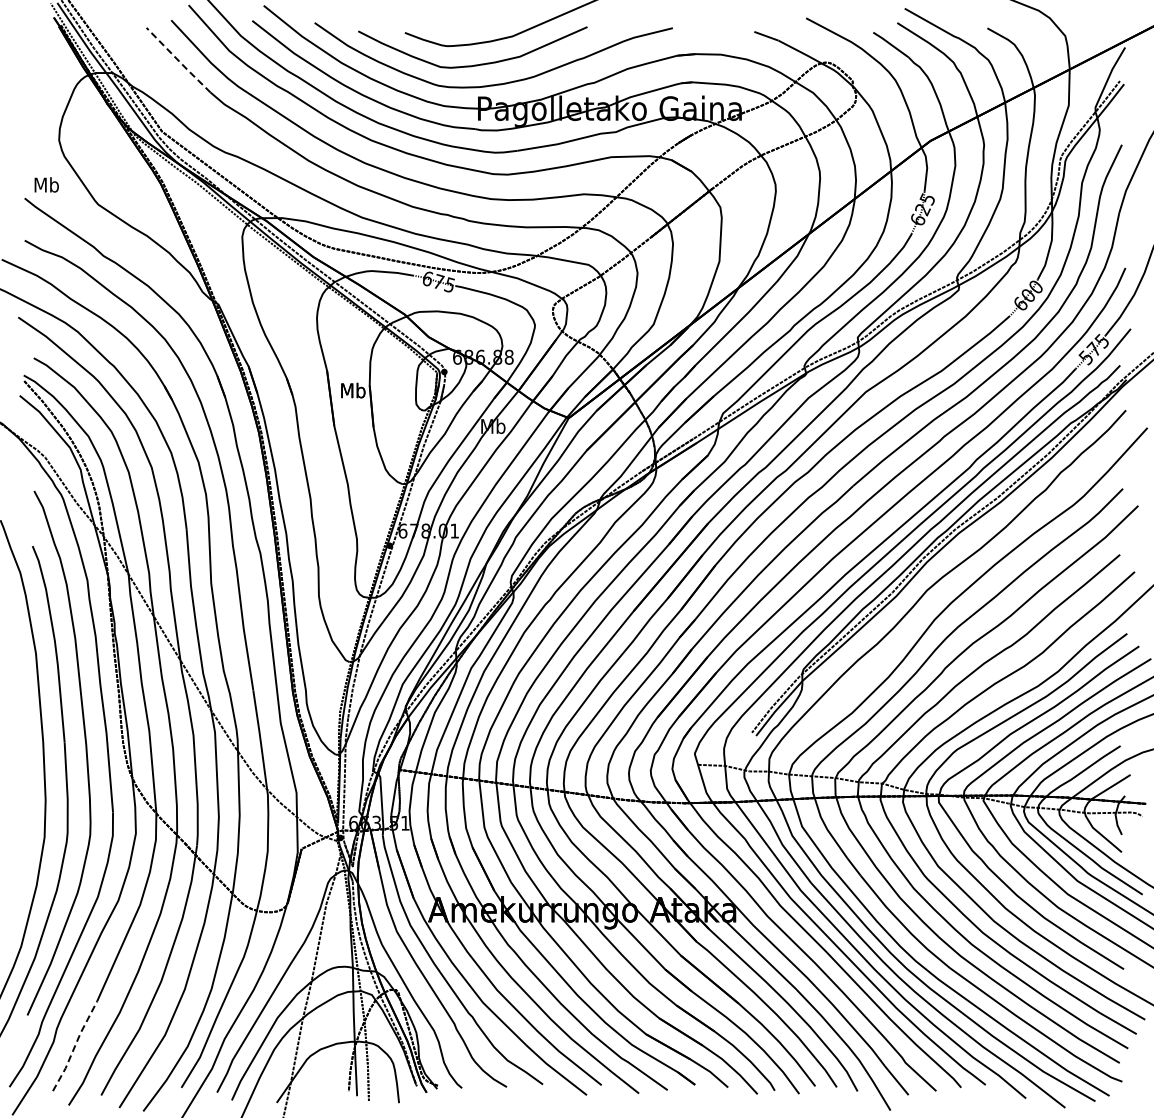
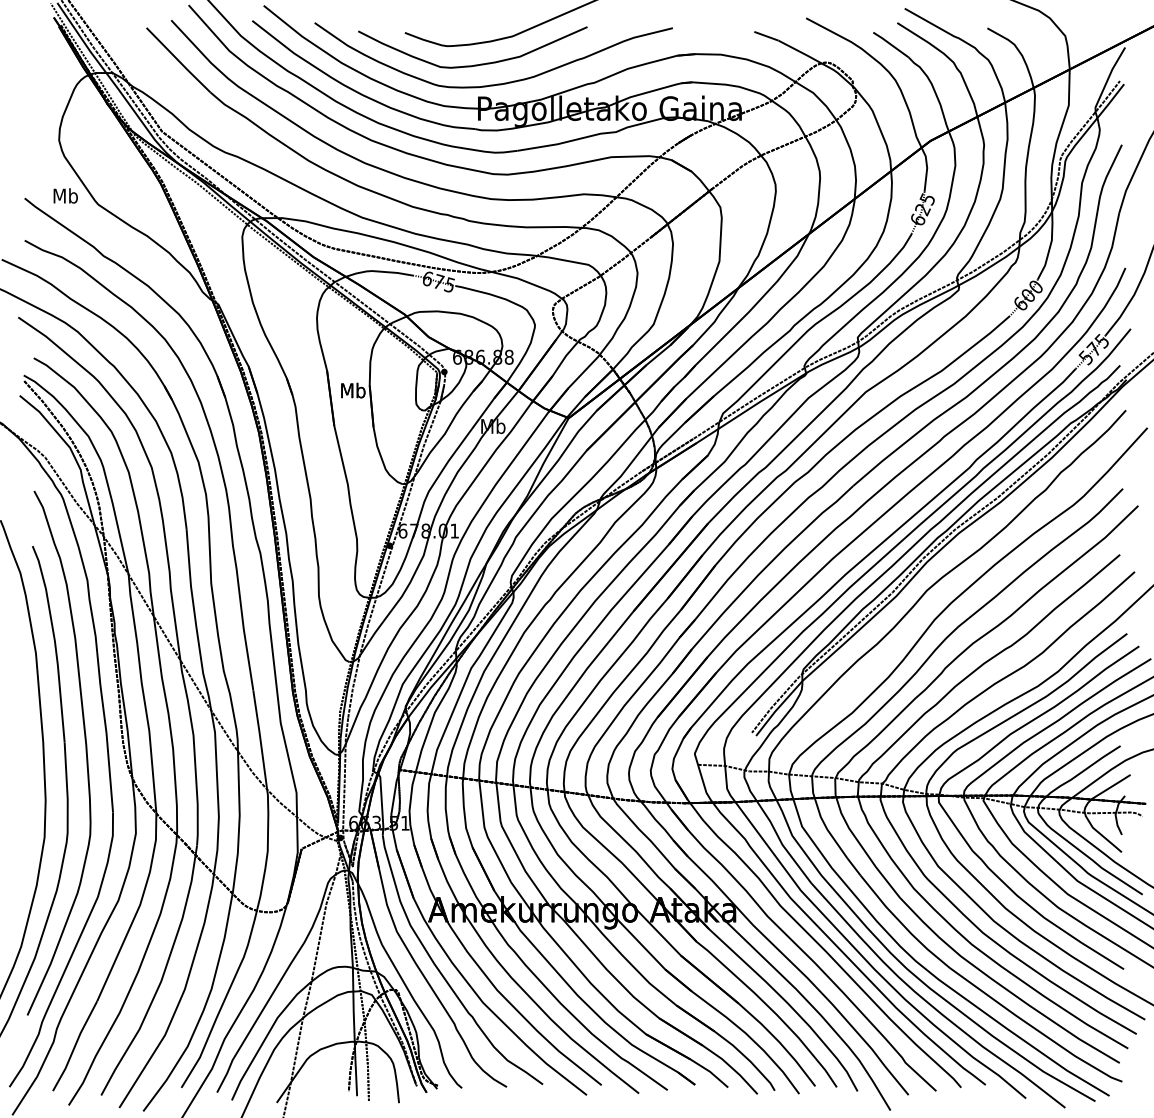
line: dashed -> solid (178, 60)
text position: (46, 184) -> (65, 195) (65, 195)
line: dashed -> solid (75, 1045)
